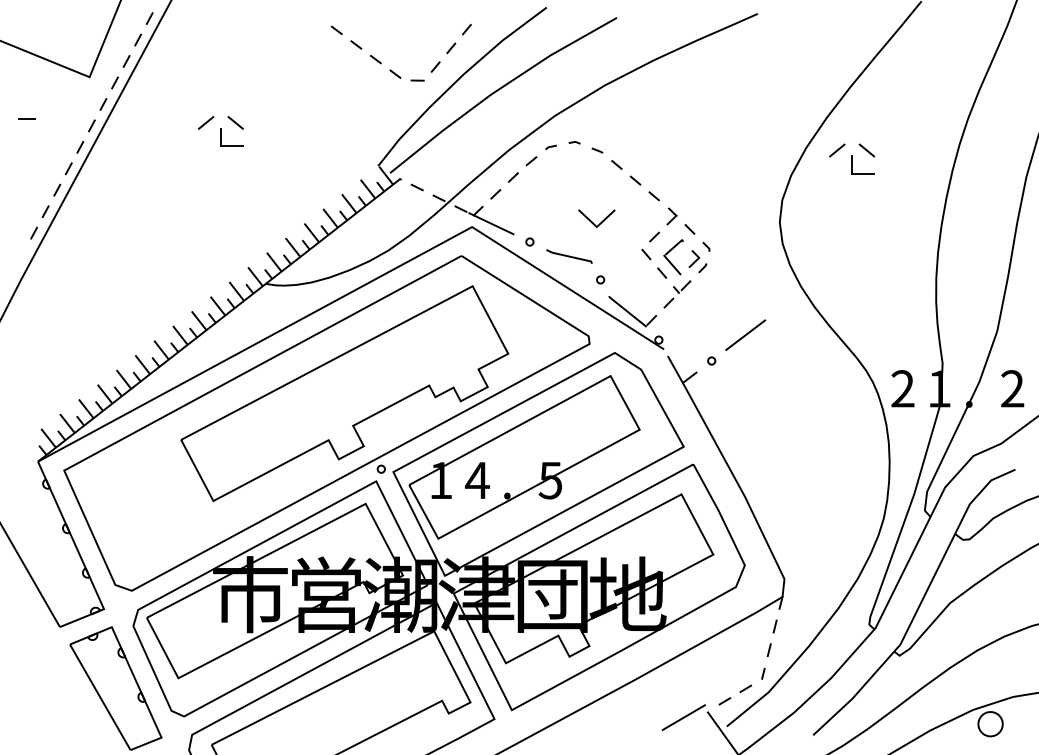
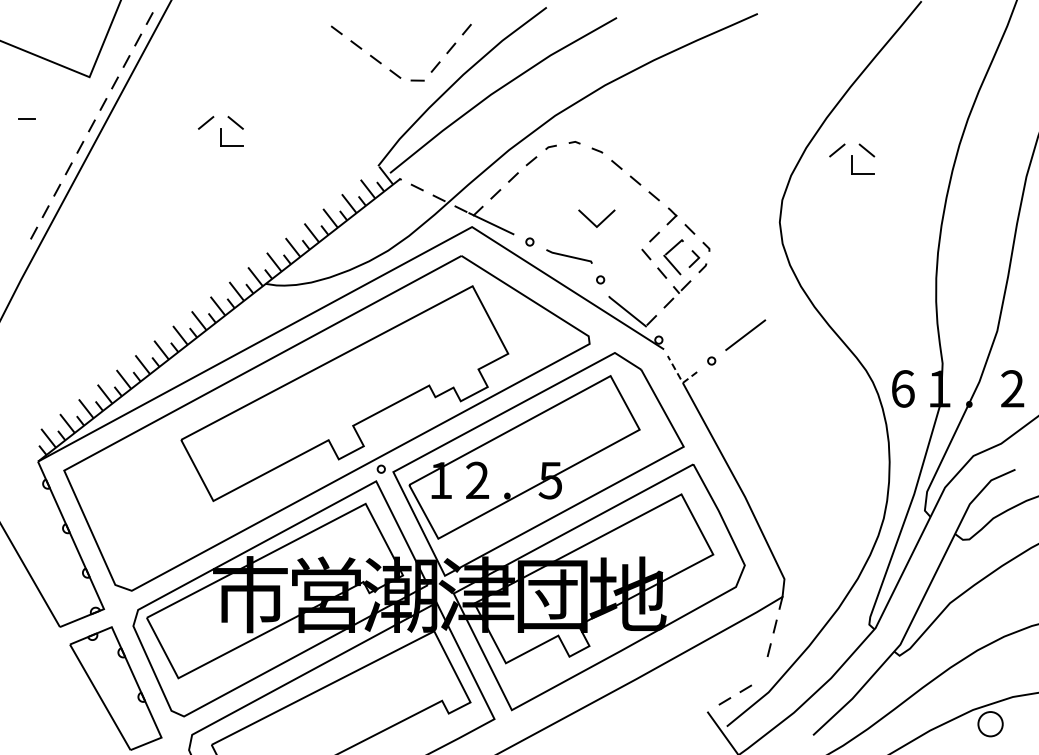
line: solid -> dashed (679, 377)
text: 2 -> 6 (902, 388)
text: 4 -> 2 (477, 479)
line: present -> none (763, 673)
line: present -> none (683, 717)
